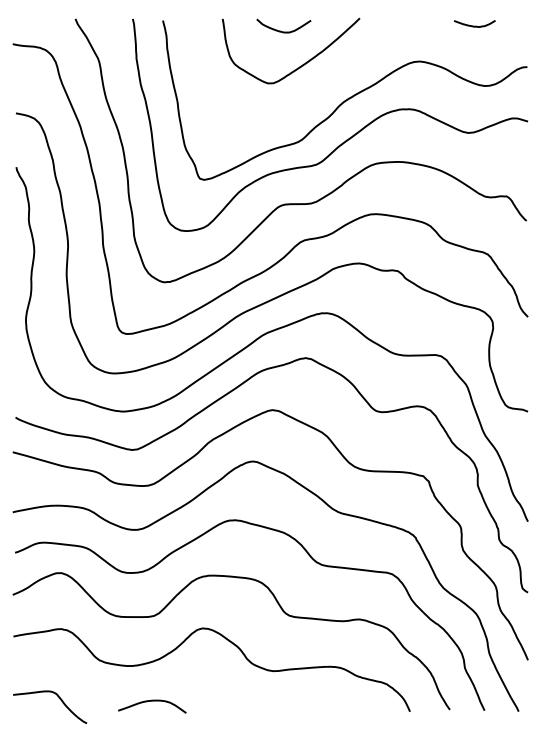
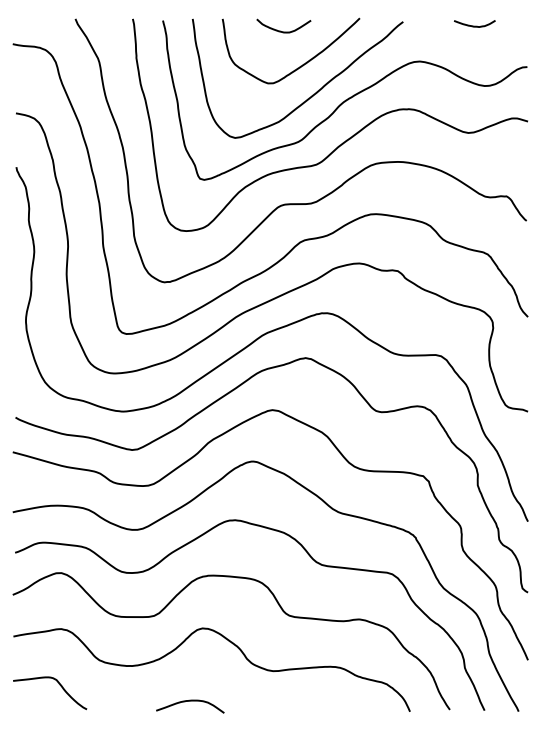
curve: none -> present (312, 94)
curve position: (59, 699) -> (59, 685) (59, 685)
curve position: (152, 701) -> (190, 701) (190, 701)
